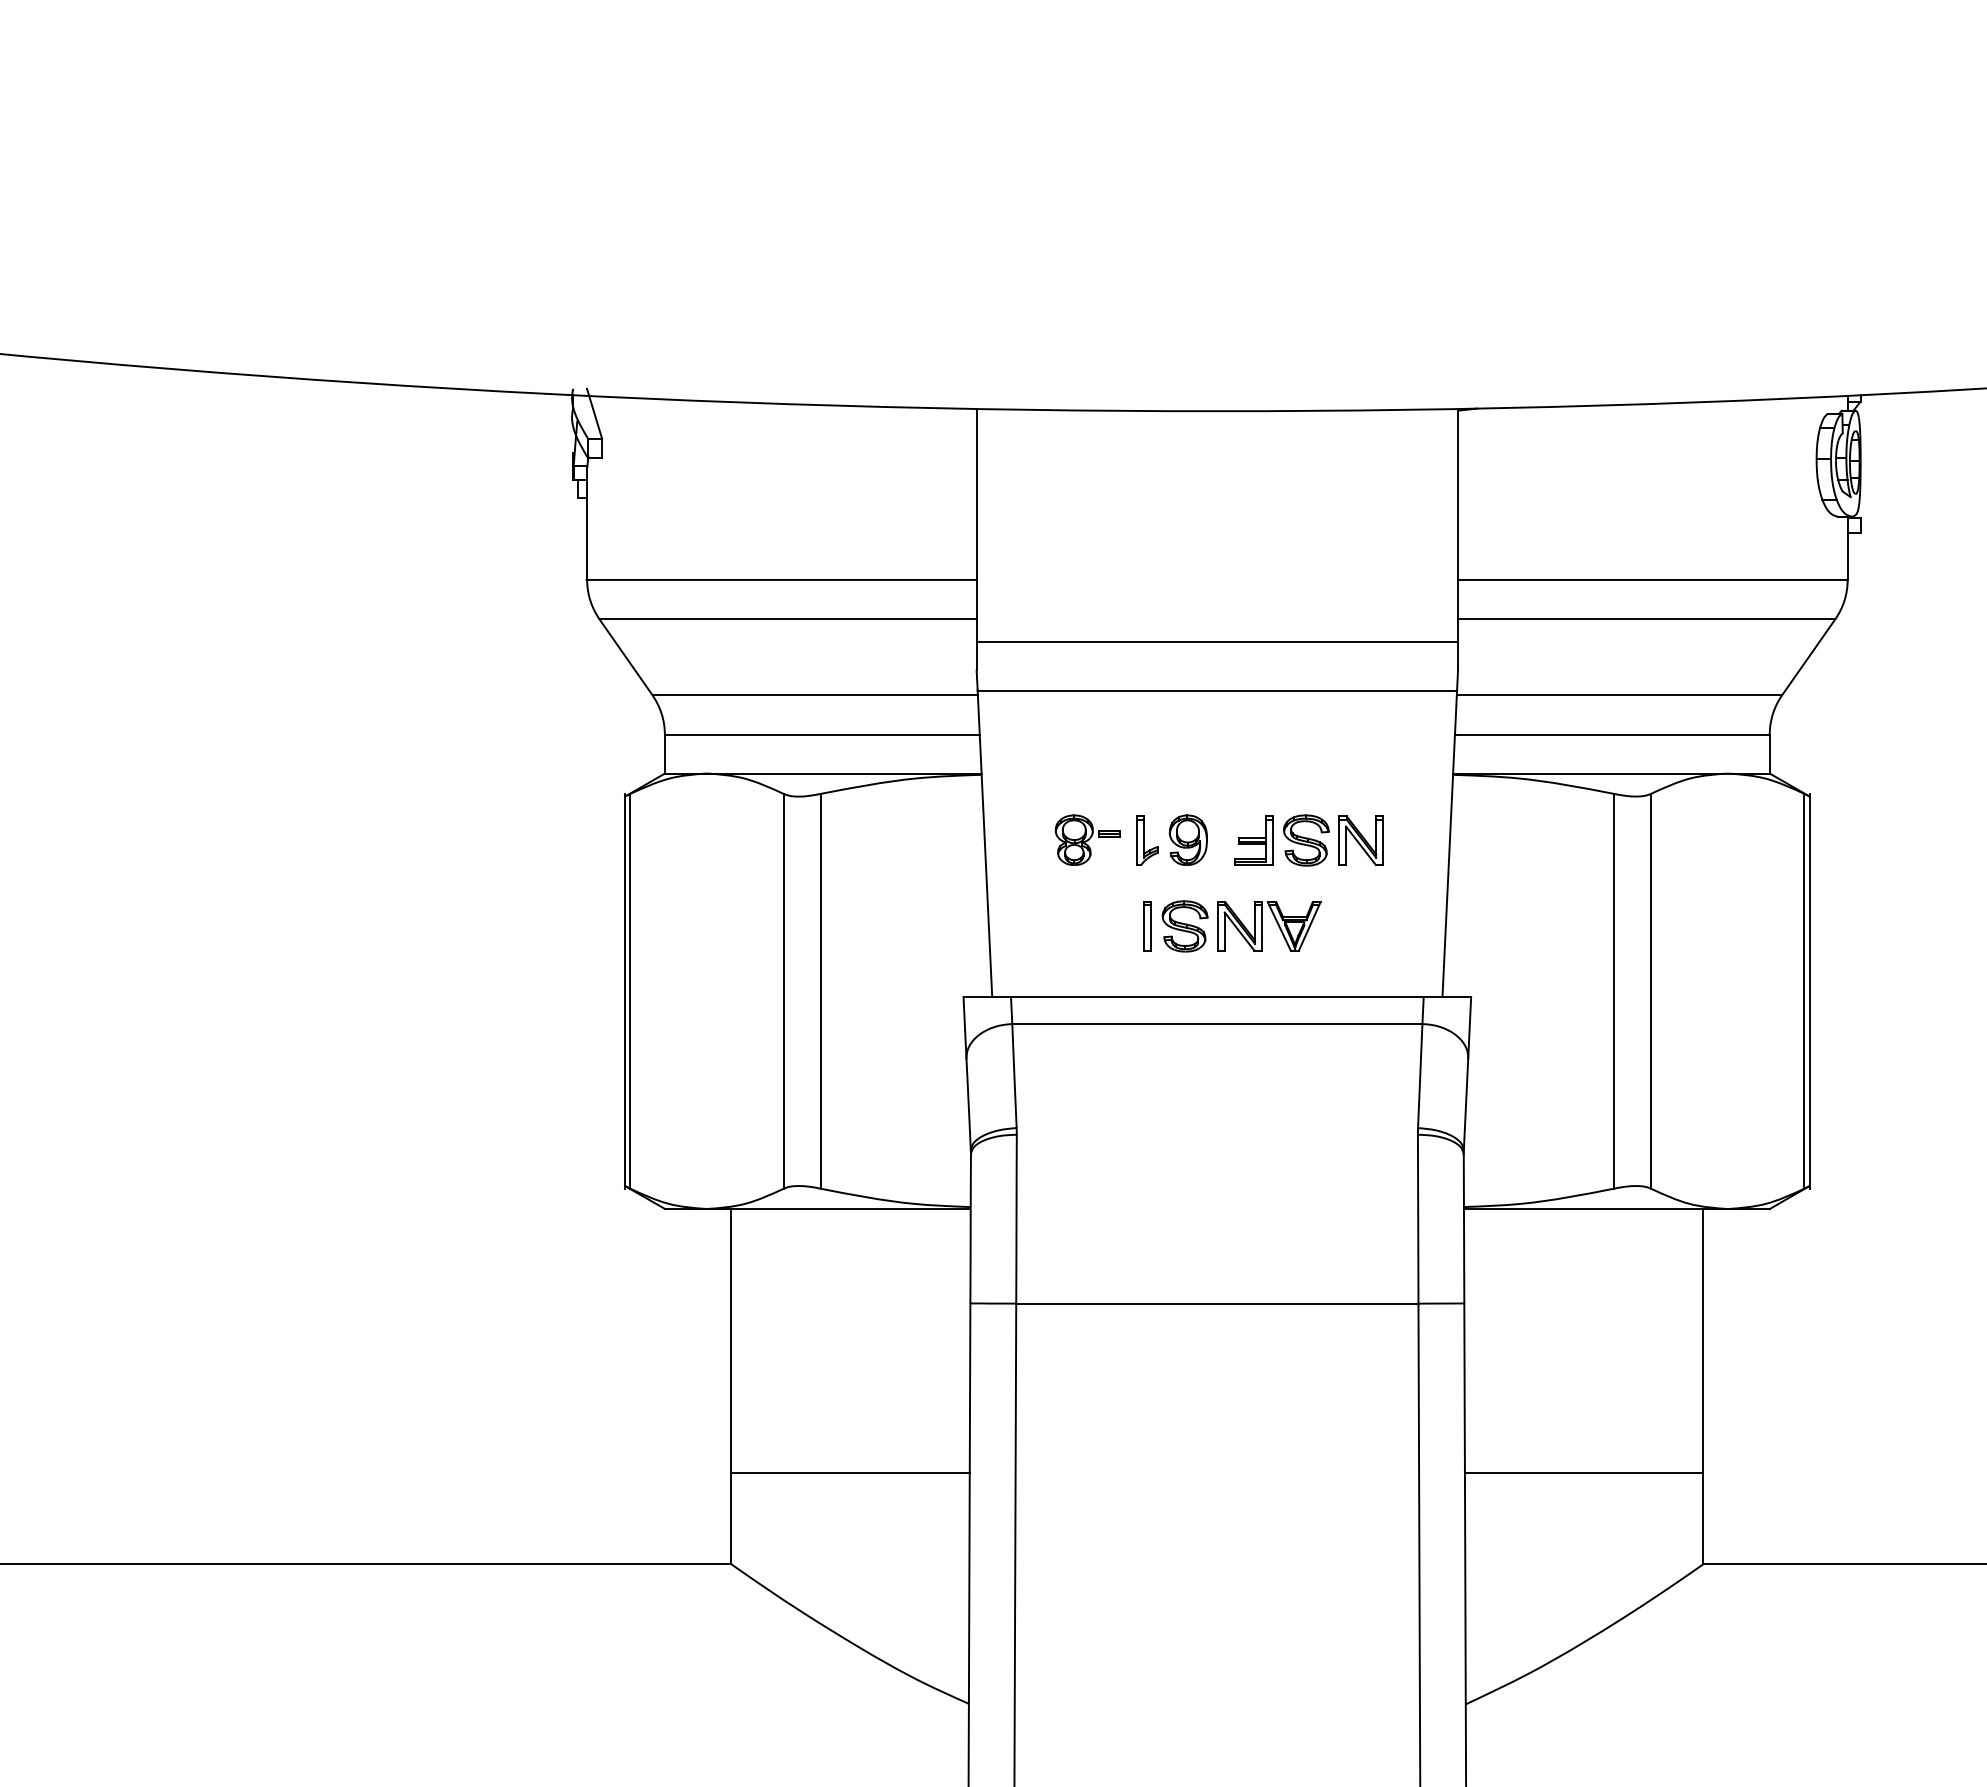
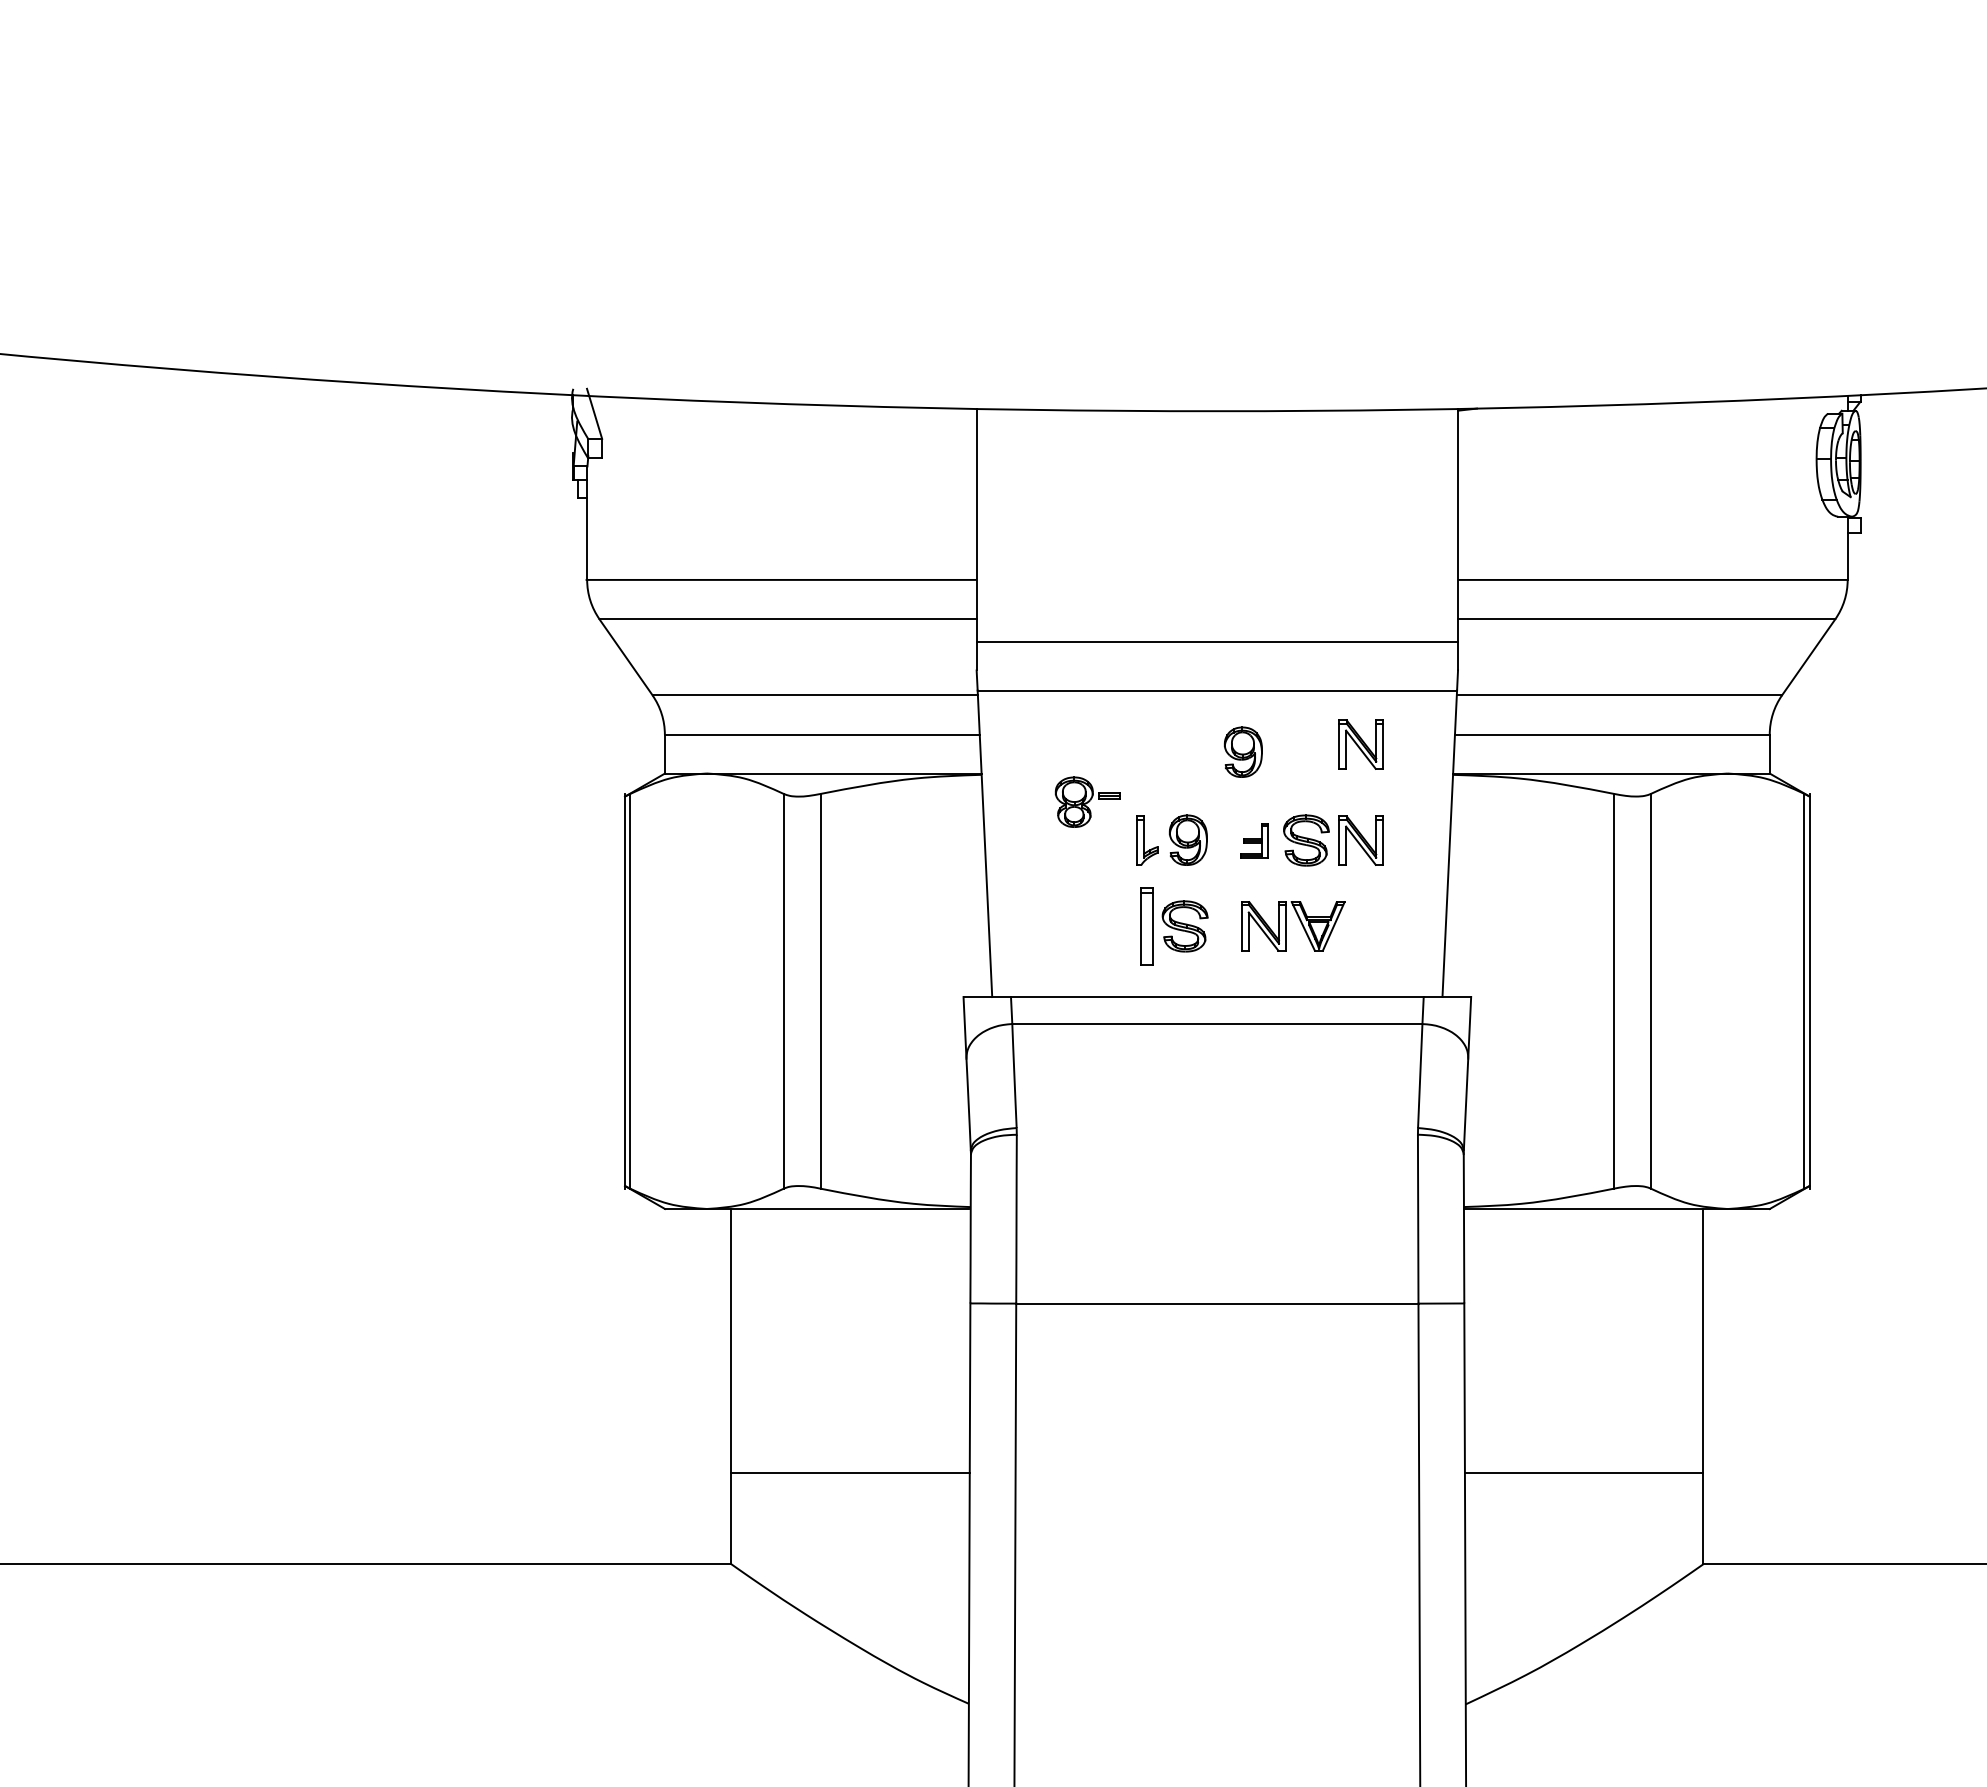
part: none -> present (1360, 744)
part: none -> present (1242, 751)
part position: (1087, 839) -> (1087, 801) (1087, 801)
part size: 40x51 px -> 29x36 px (1254, 840)
part size: 9x51 px -> 14x79 px (1146, 926)
part position: (1262, 926) -> (1286, 926) (1286, 926)
